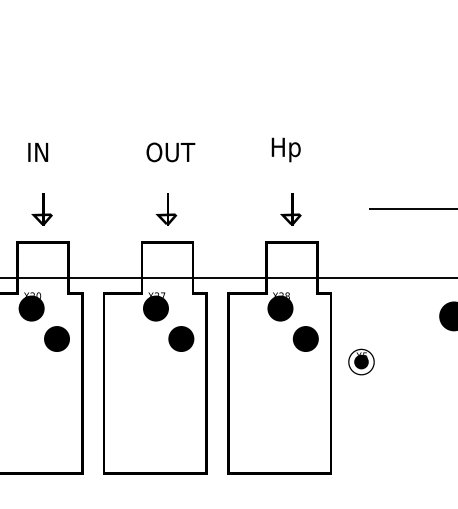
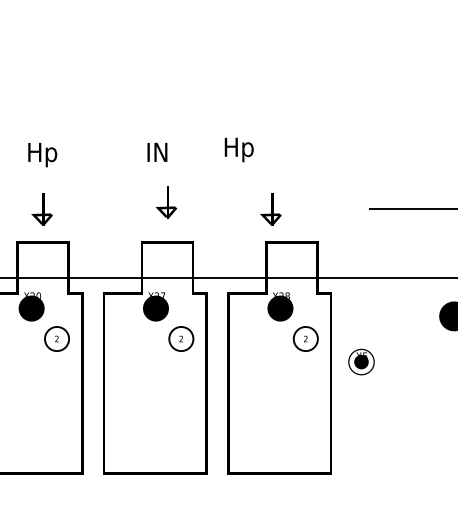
text position: (285, 149) -> (238, 149) (238, 149)
text: OUT -> IN (170, 152)
text: IN -> Hp (43, 154)
part position: (166, 209) -> (166, 202) (166, 202)
part position: (290, 209) -> (270, 209) (270, 209)
fill: present -> none (56, 338)
fill: present -> none (181, 338)
fill: present -> none (305, 338)
